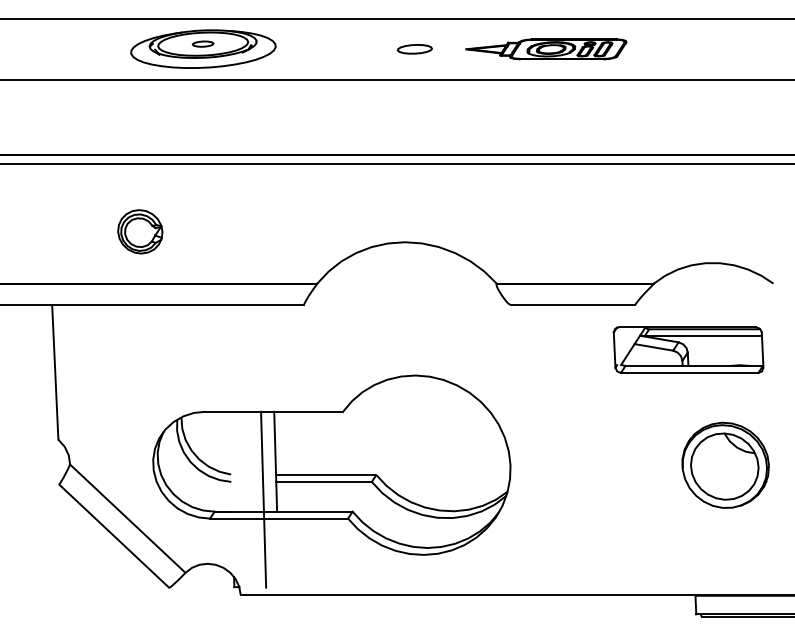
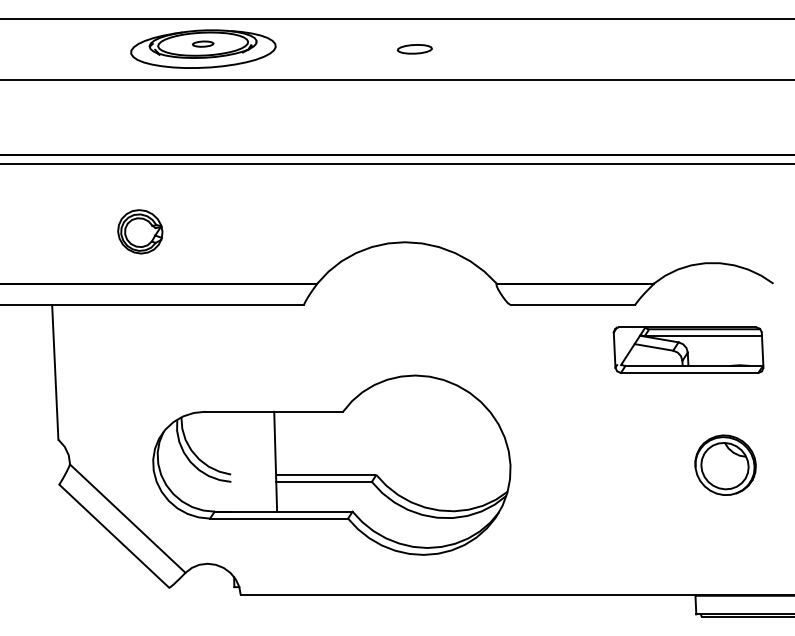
part: present -> none (546, 49)
part size: 89x88 px -> 63x62 px (725, 464)
line: present -> none (263, 499)
